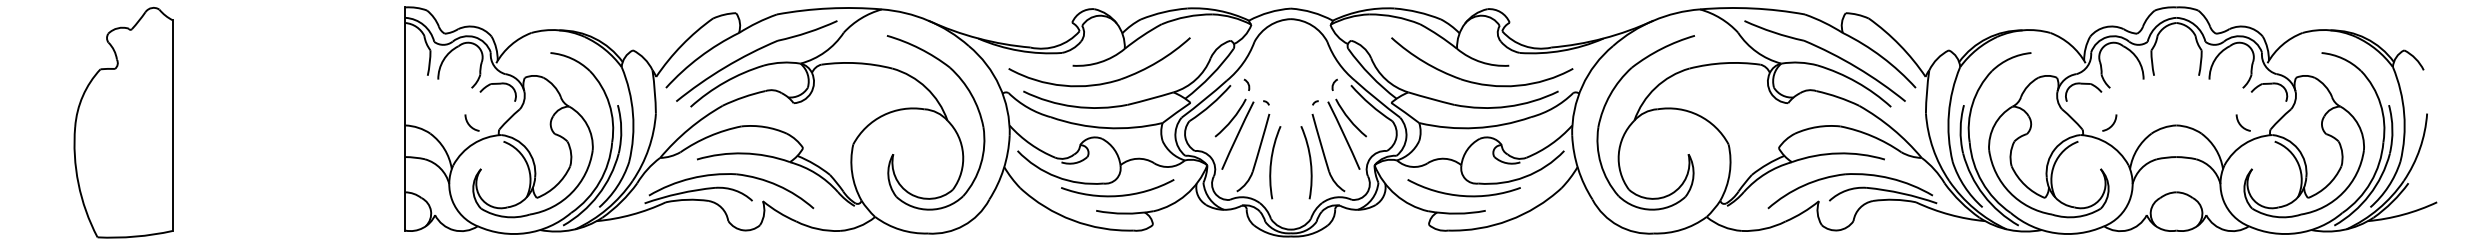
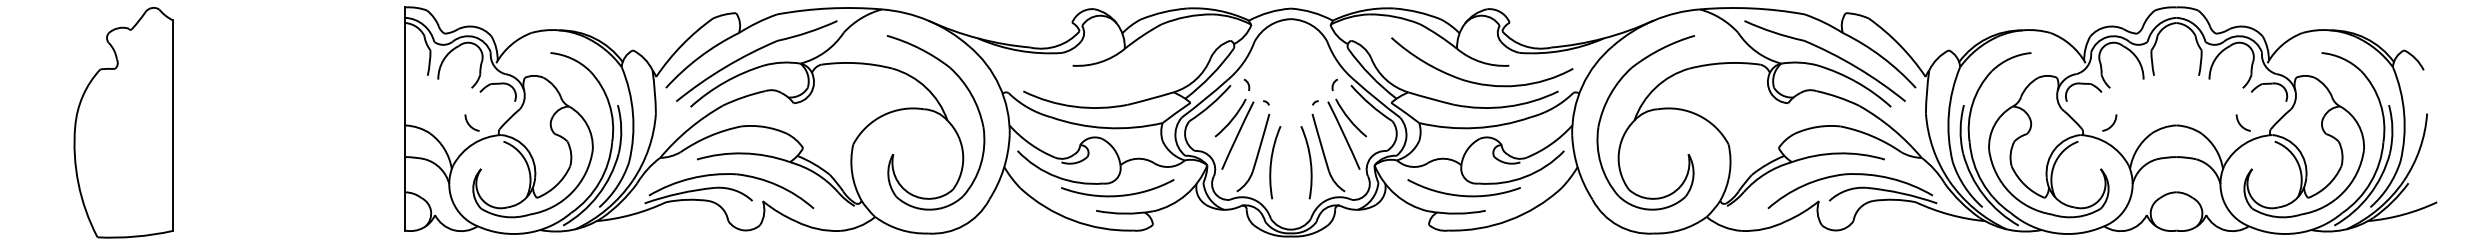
part: present -> none (1103, 82)
